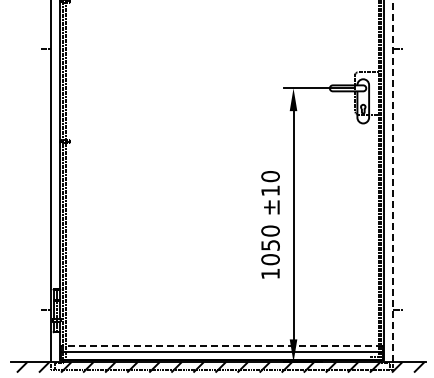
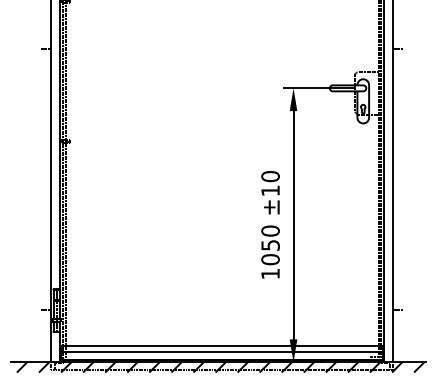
line: dashed -> solid (393, 181)
line: dashed -> solid (222, 345)
